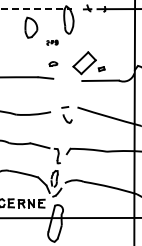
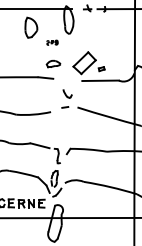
line: dashed -> solid (36, 9)
part size: 11x6 px -> 17x10 px (53, 63)
part position: (67, 118) -> (67, 93) (67, 93)
